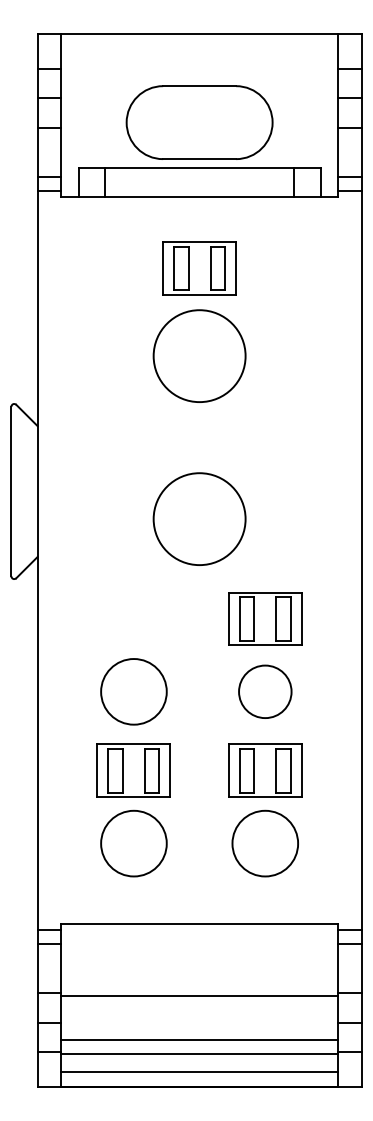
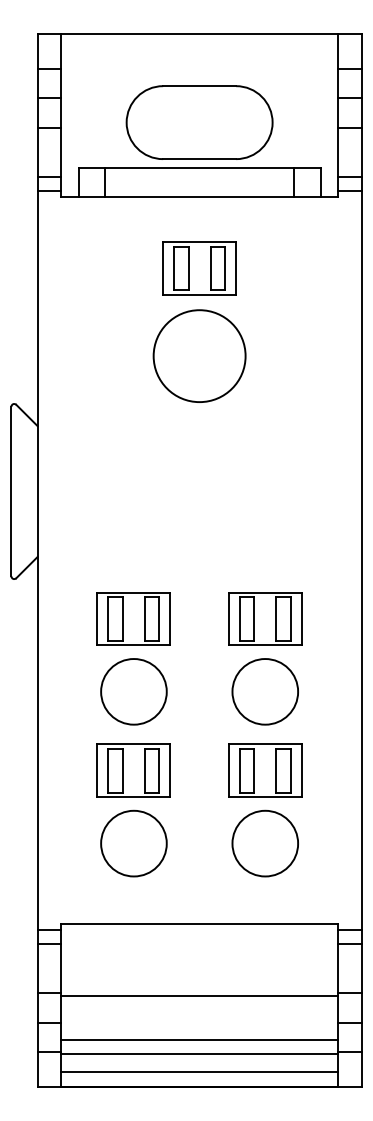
circle: present -> none (199, 518)
part: none -> present (133, 618)
circle diameter: 53 px -> 66 px (265, 691)
